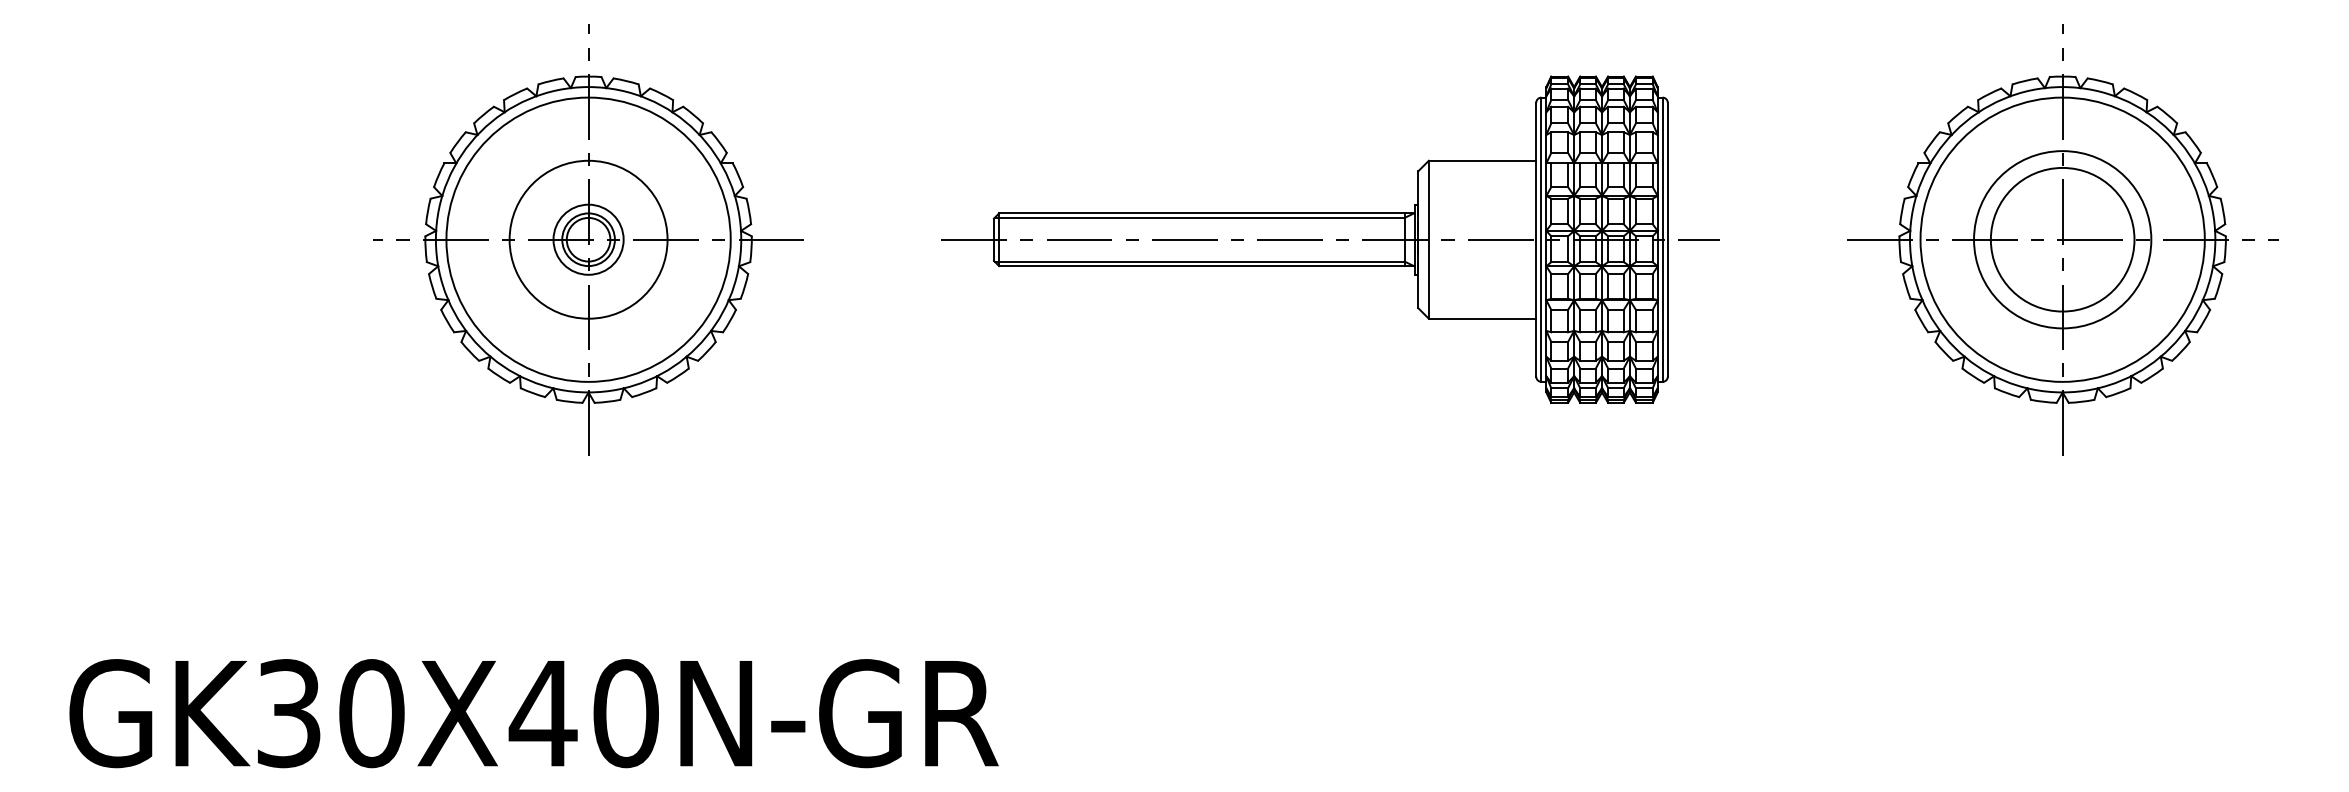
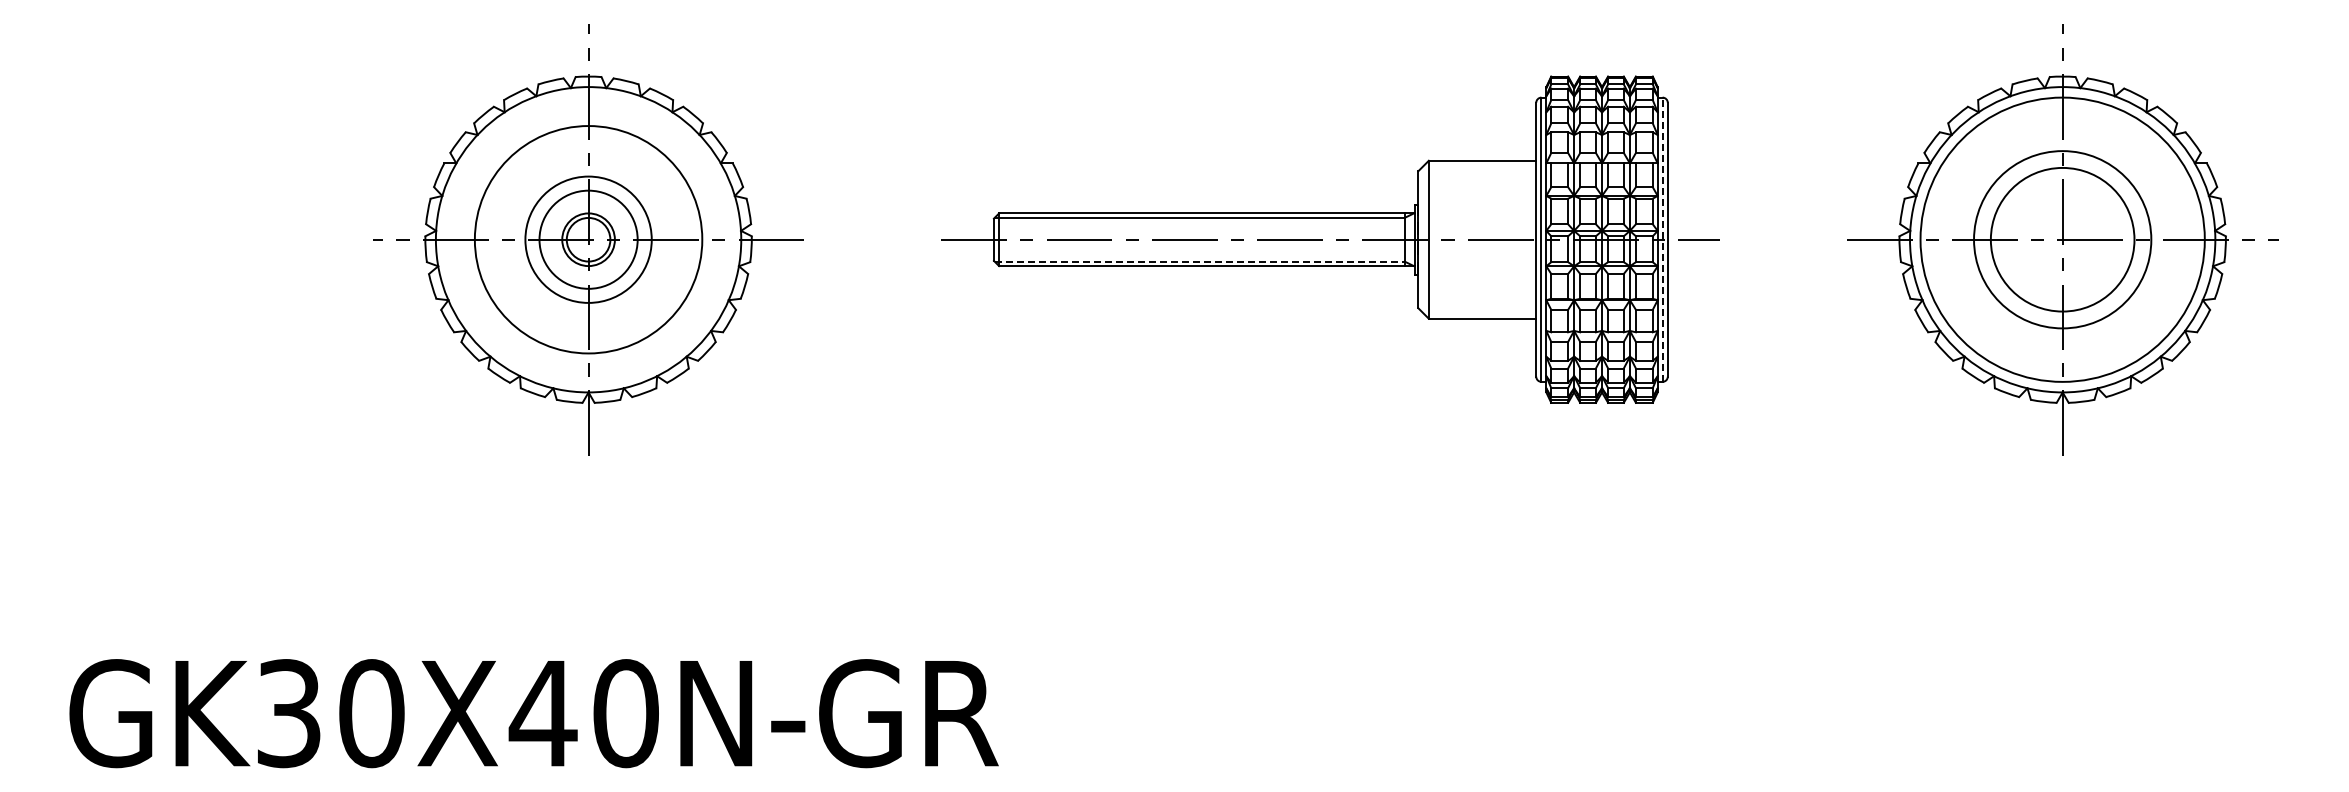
circle diameter: 158 px -> 126 px (588, 239)
circle diameter: 284 px -> 227 px (588, 239)
circle diameter: 70 px -> 98 px (588, 239)
line: solid -> dashed (1662, 239)
line: solid -> dashed (1200, 261)
